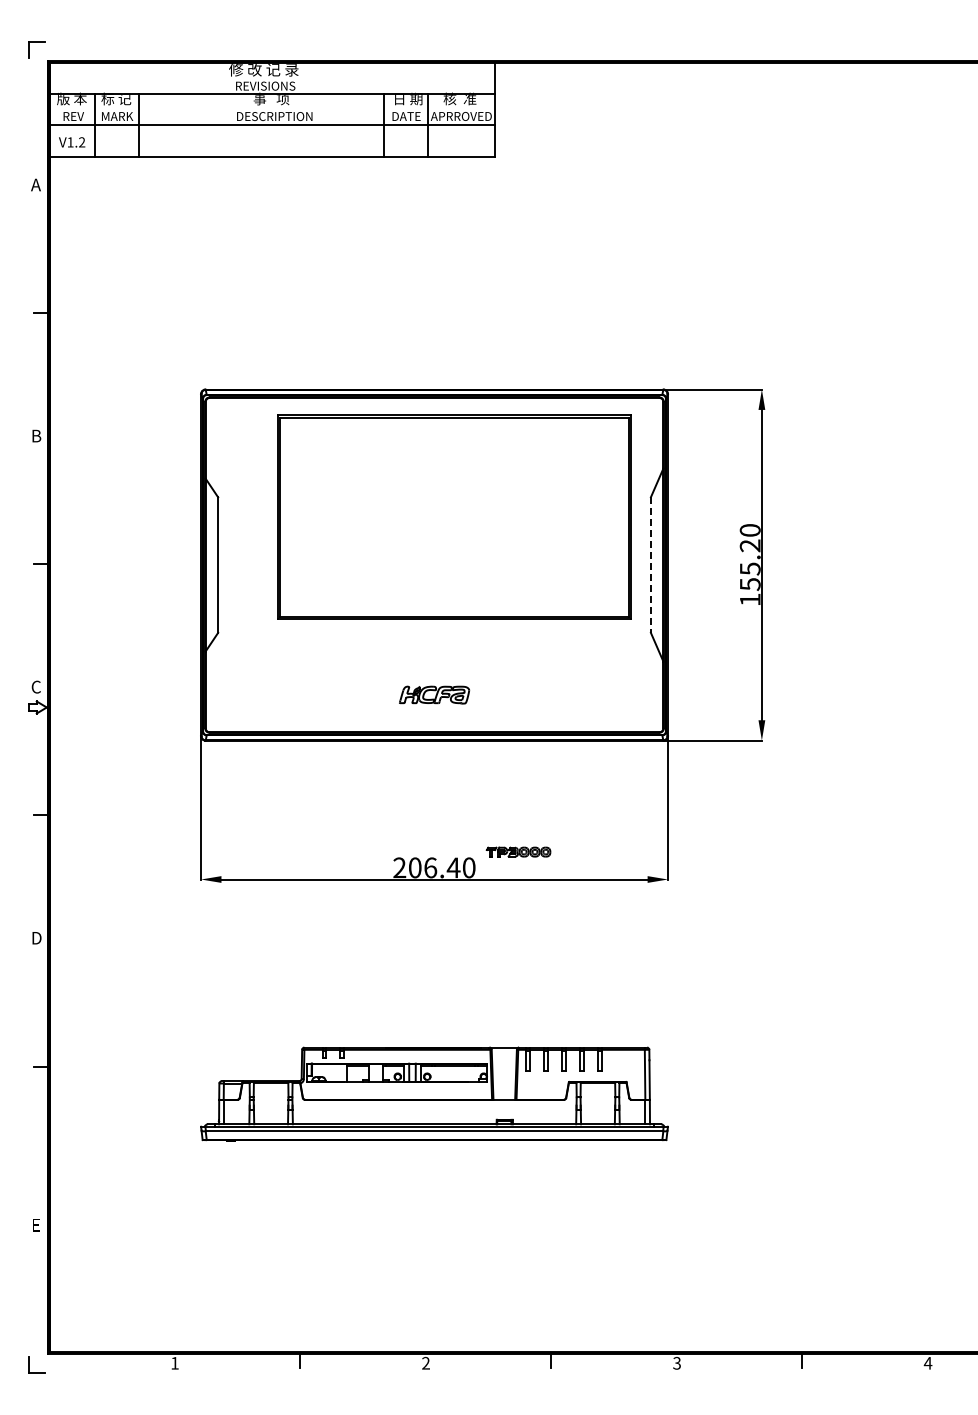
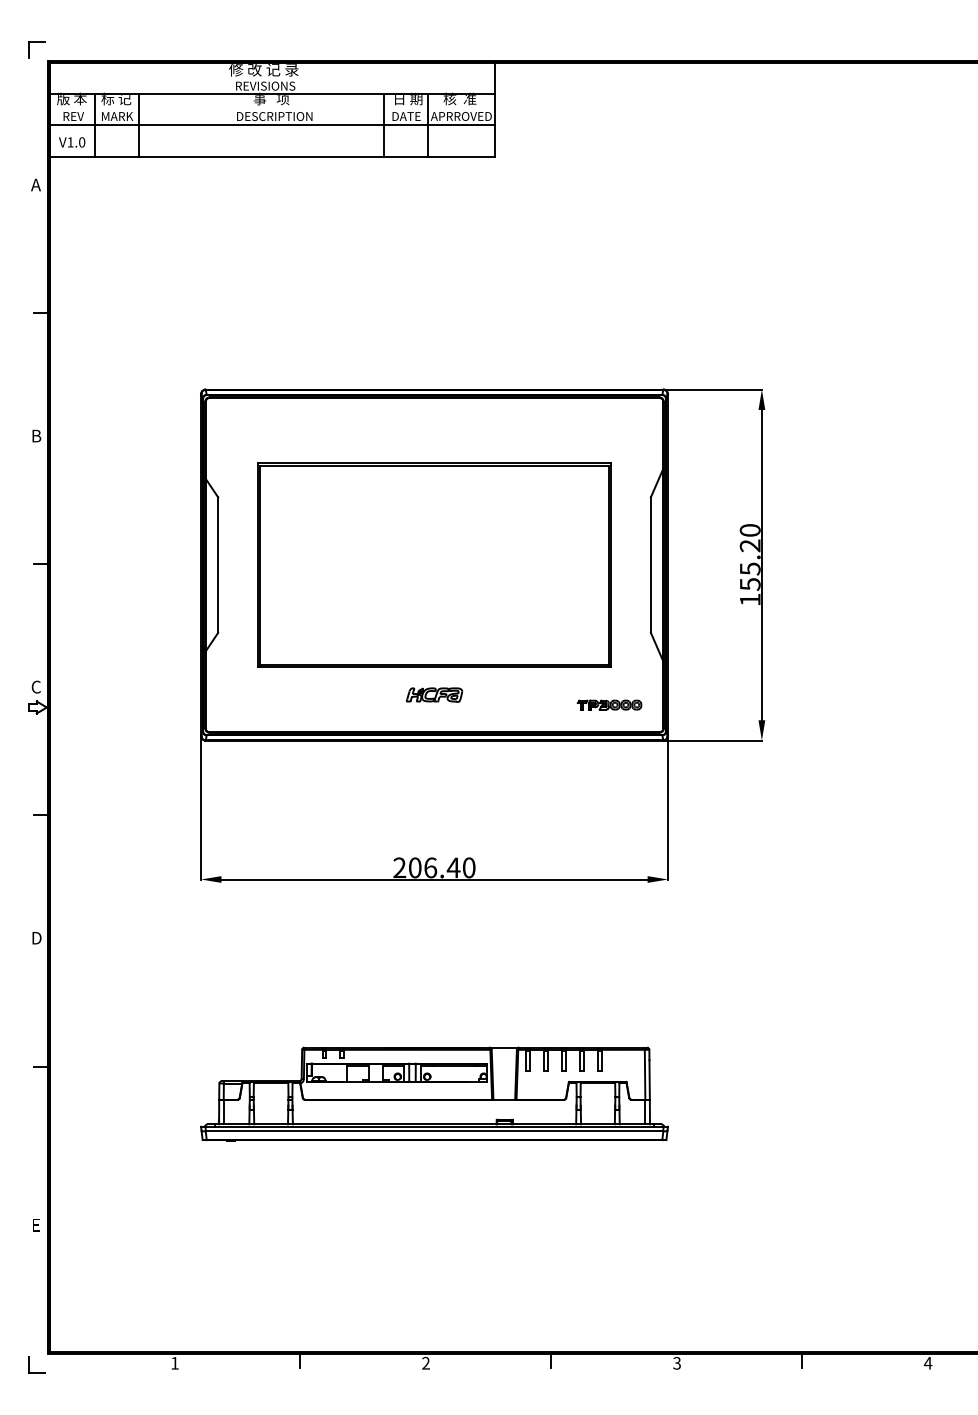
text: V1.2 -> V1.0 (82, 142)
part position: (454, 516) -> (434, 564) (434, 564)
line: dashed -> solid (650, 565)
part size: 72x20 px -> 59x16 px (434, 694)
part position: (518, 851) -> (609, 704) (609, 704)
